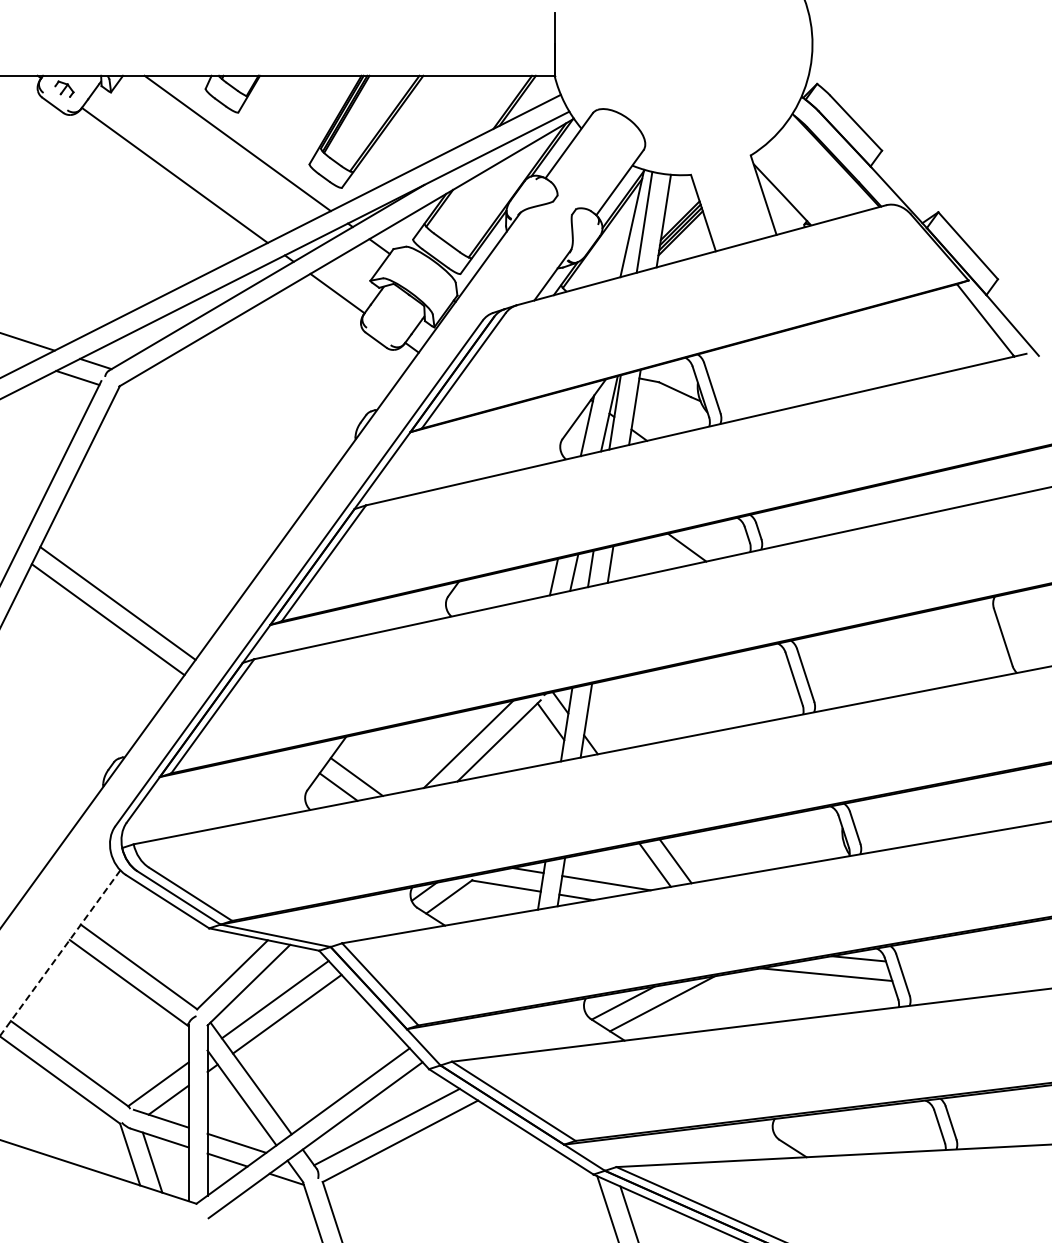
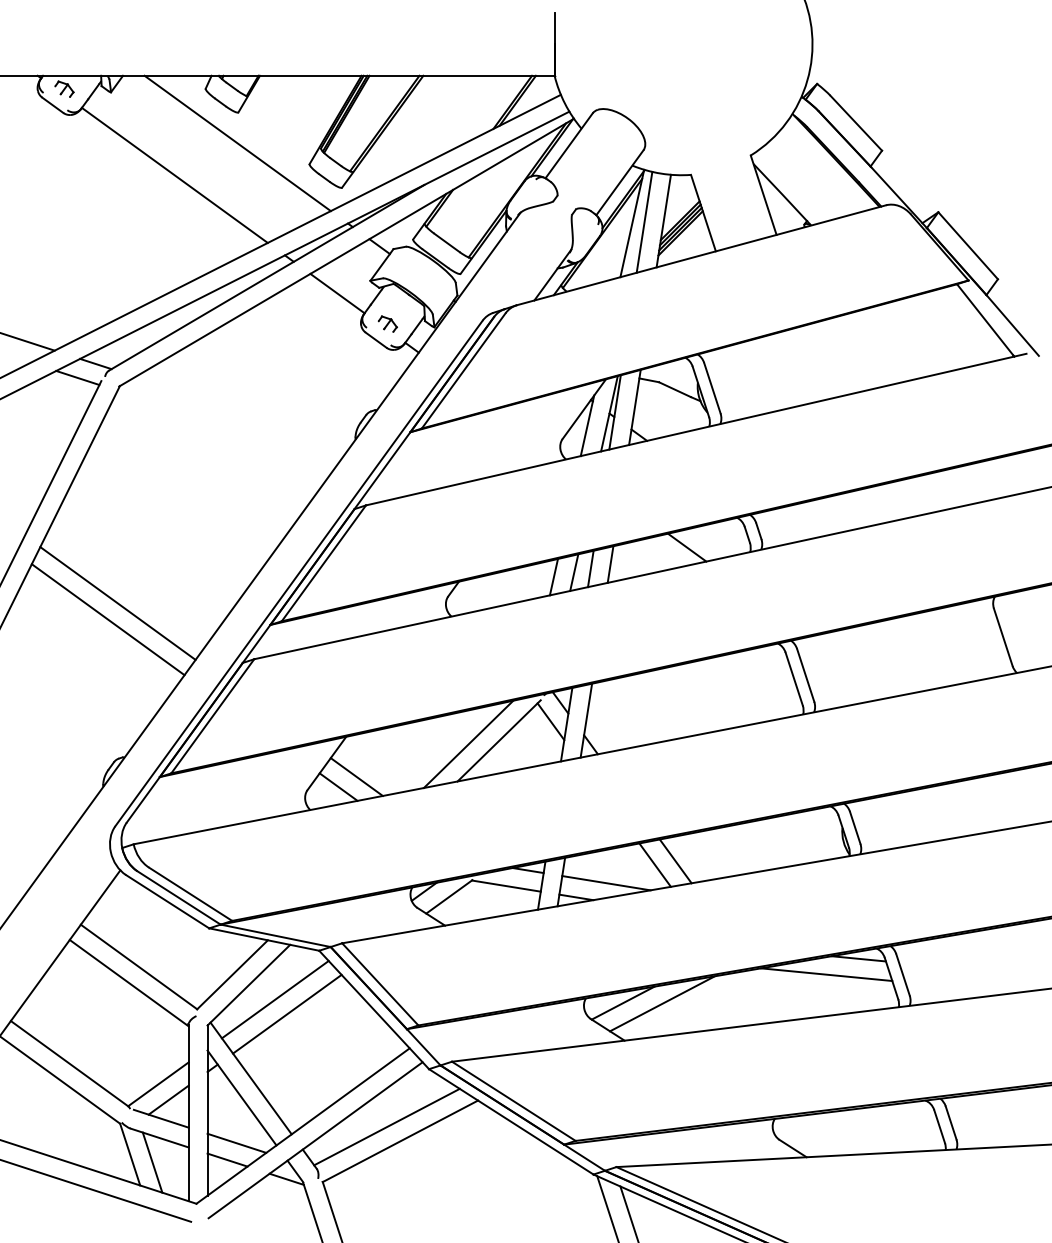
part: none -> present (387, 323)
line: dashed -> solid (59, 953)
line: none -> present (96, 1190)
